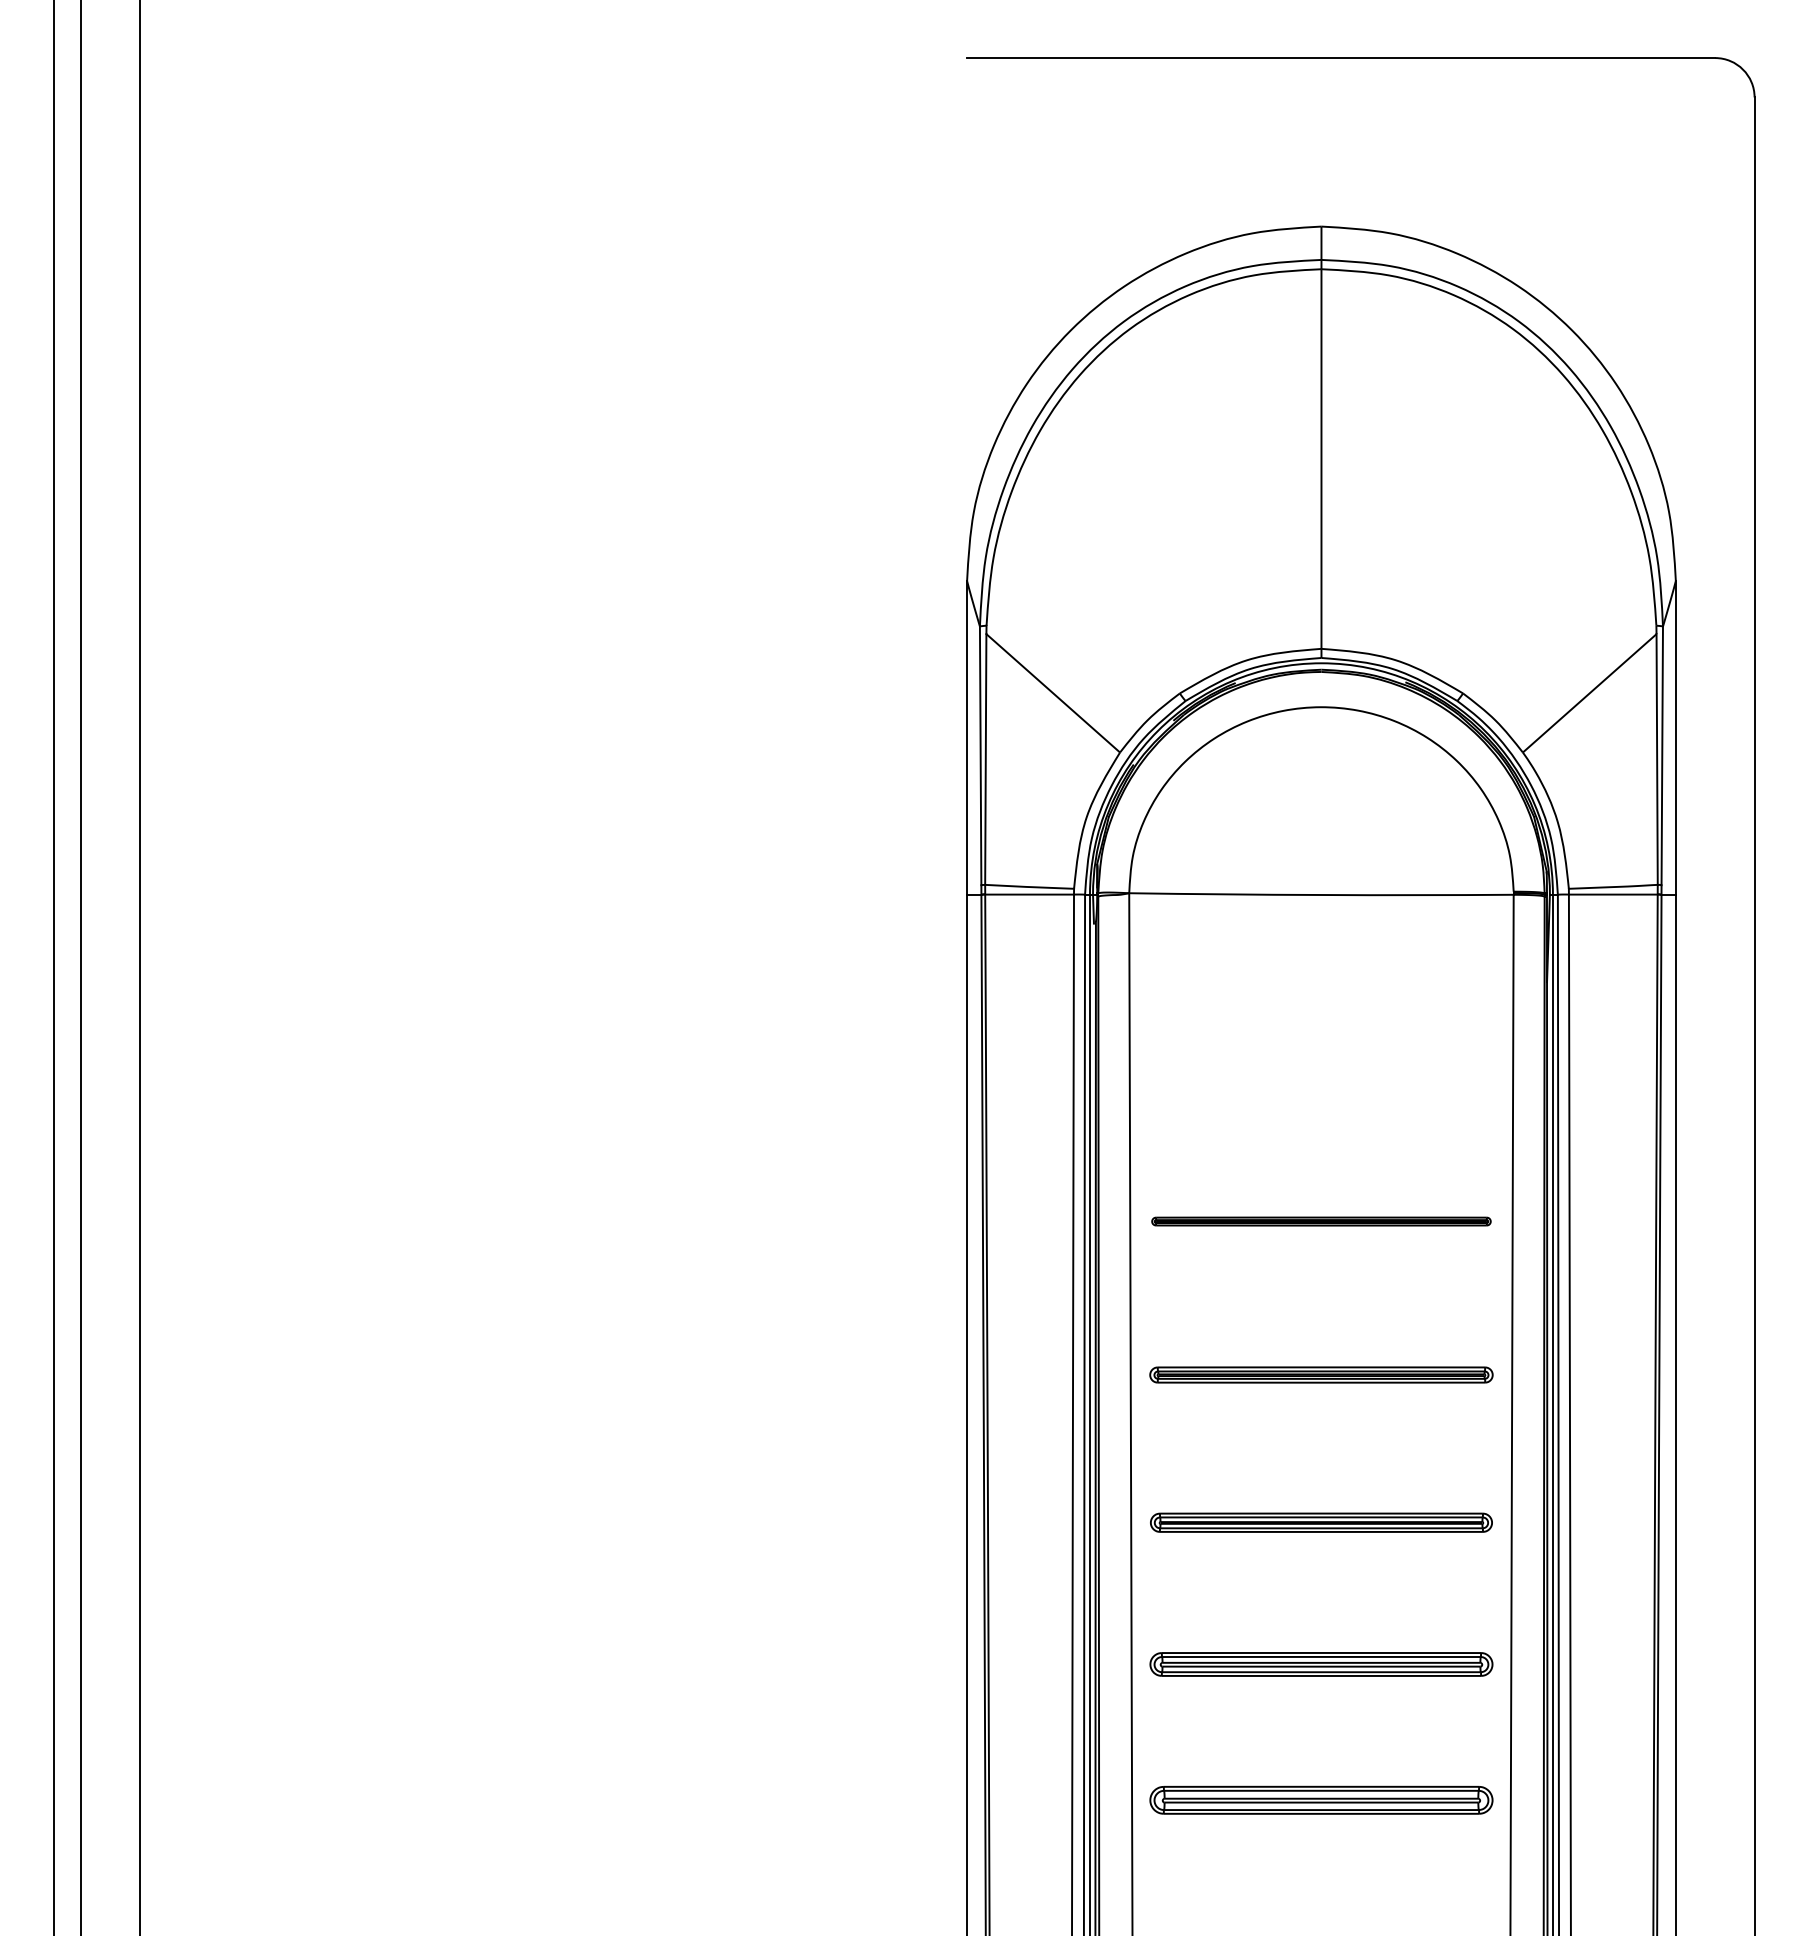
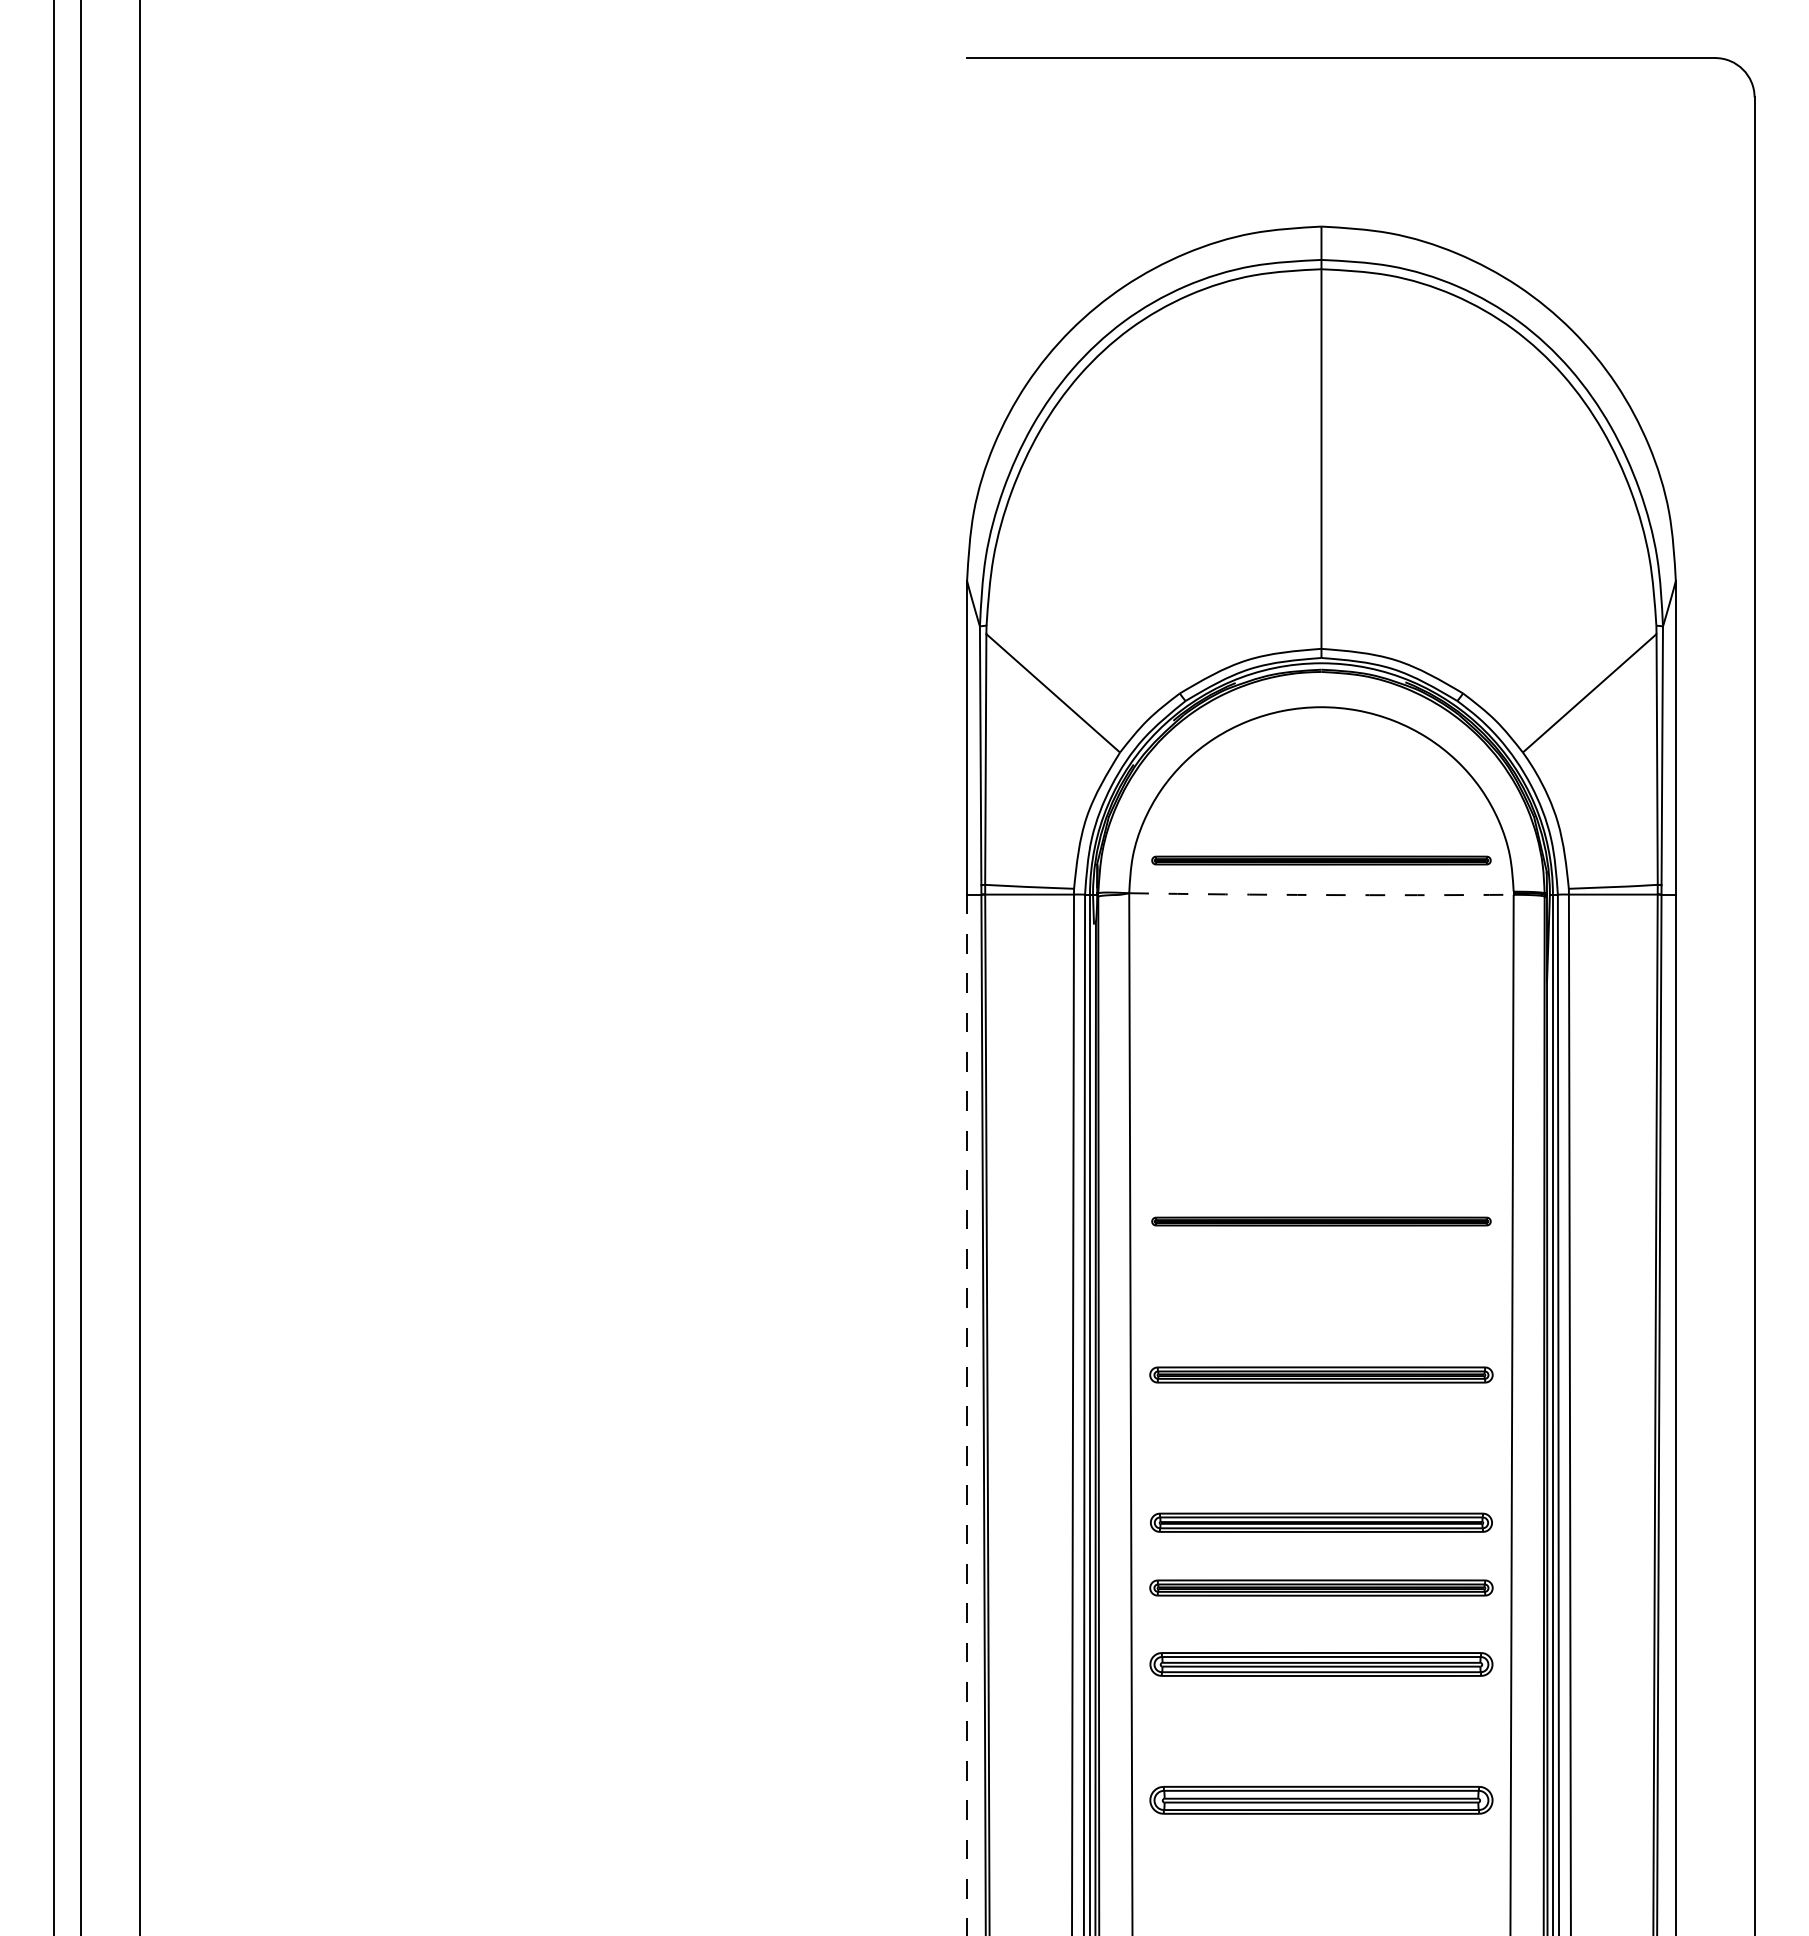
part: none -> present (1321, 860)
arc: solid -> dashed (1321, 895)
line: solid -> dashed (967, 1415)
part: none -> present (1321, 1587)
